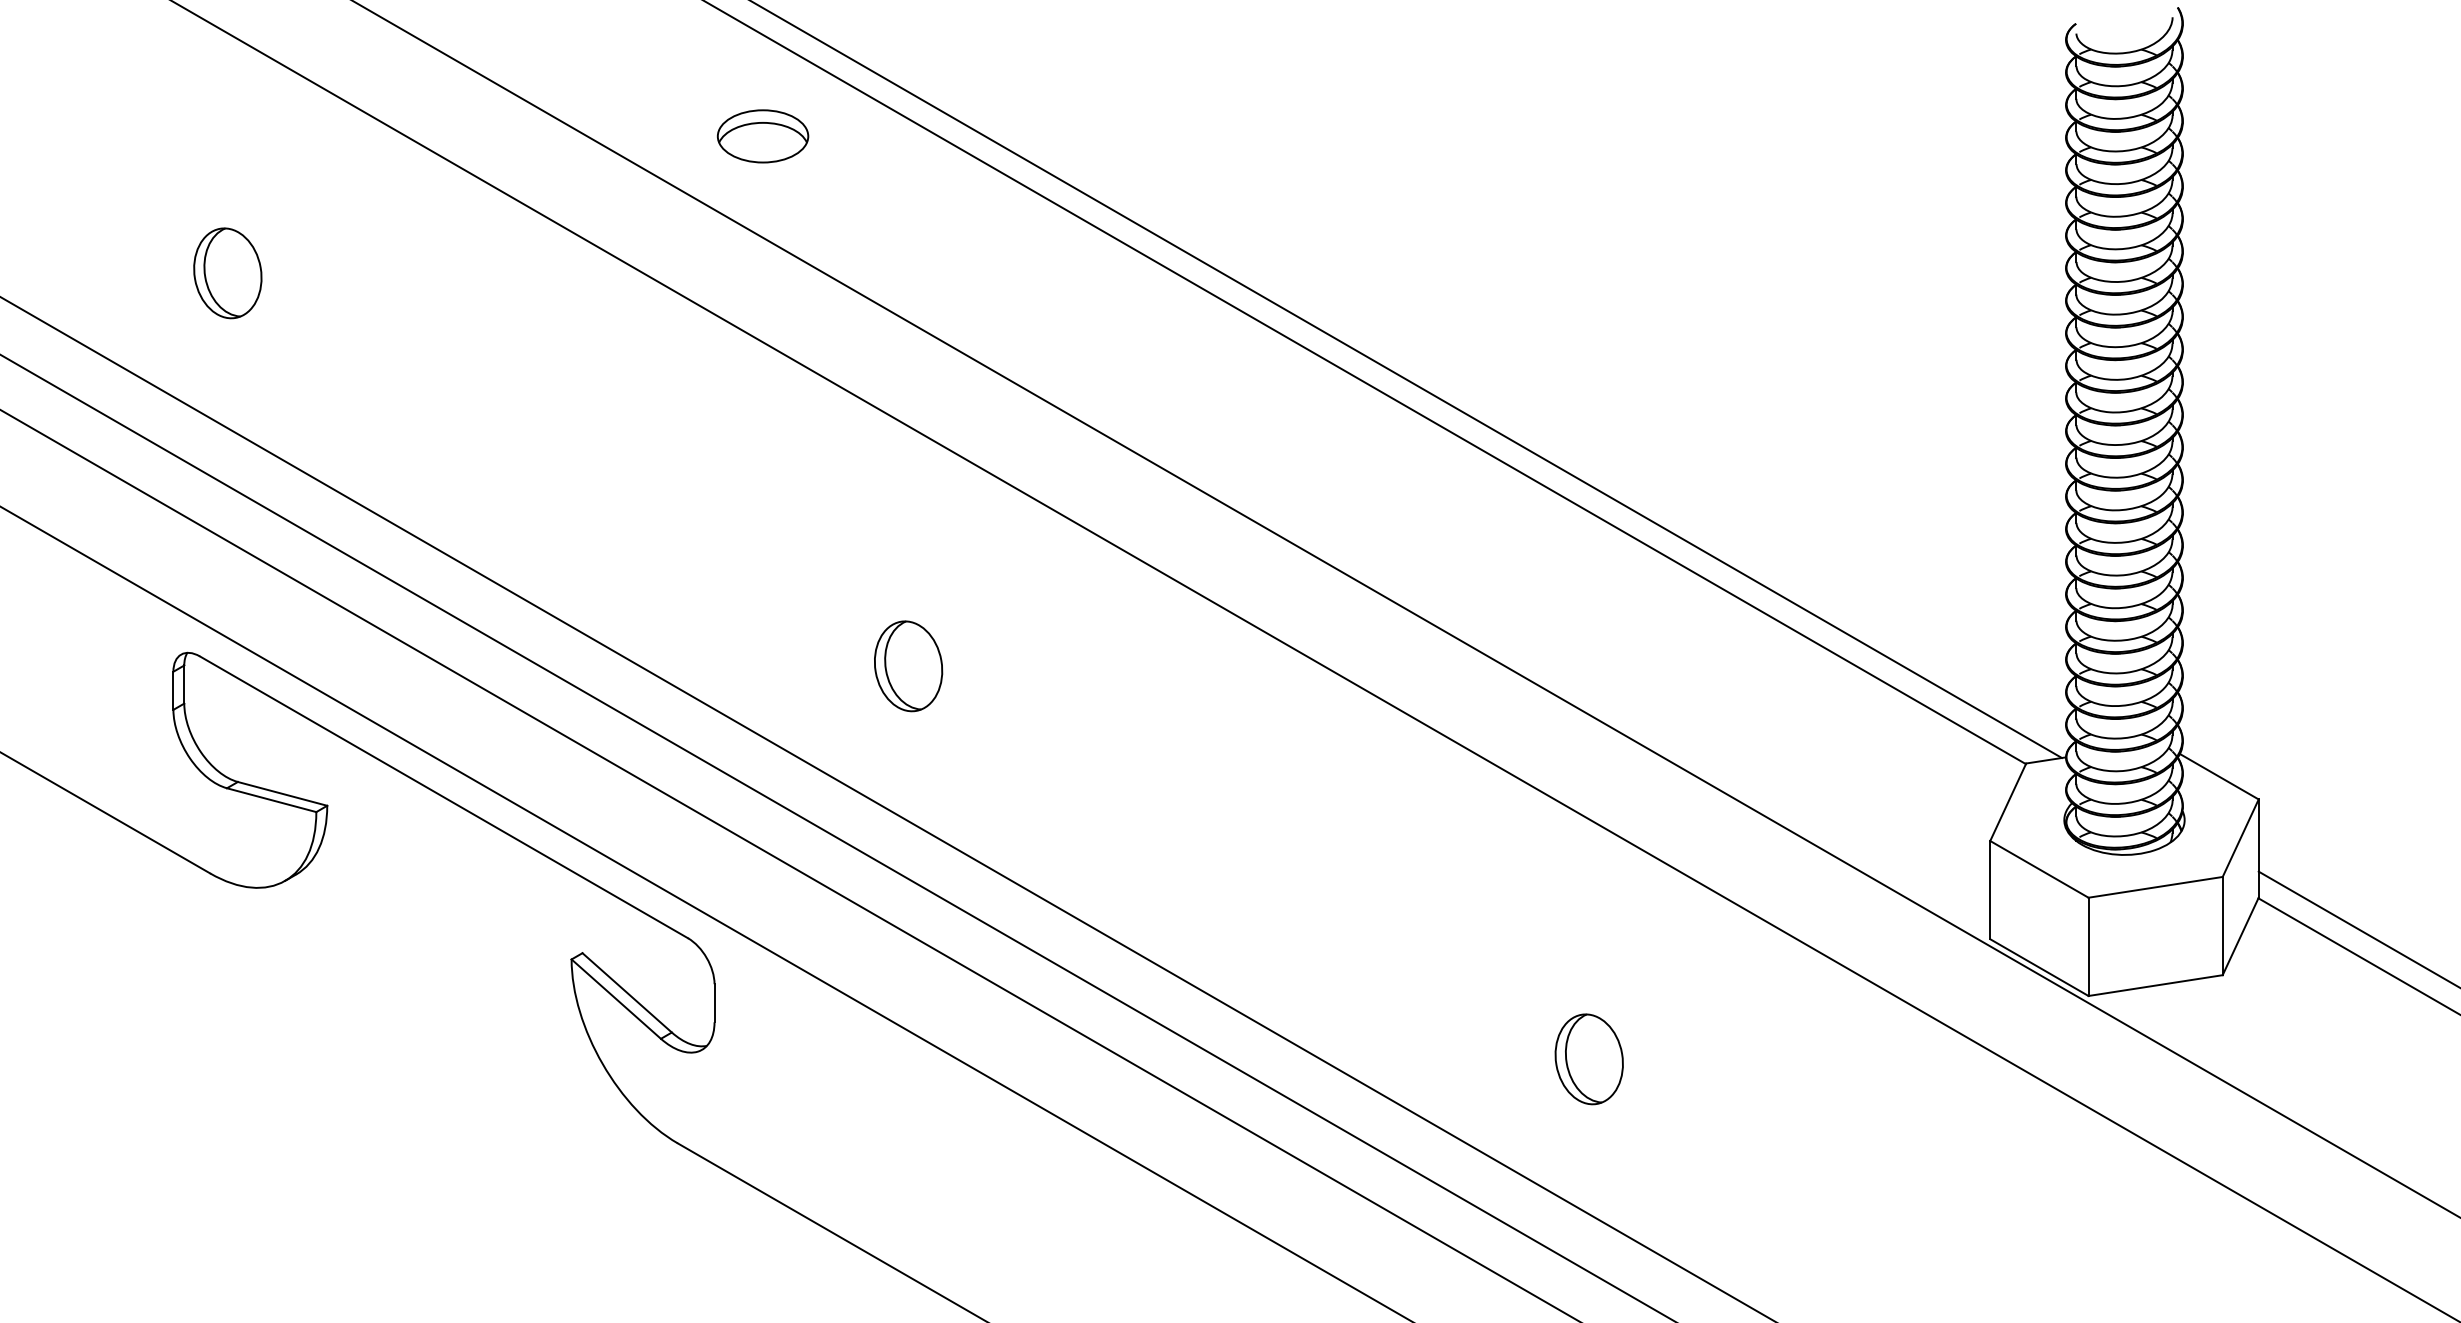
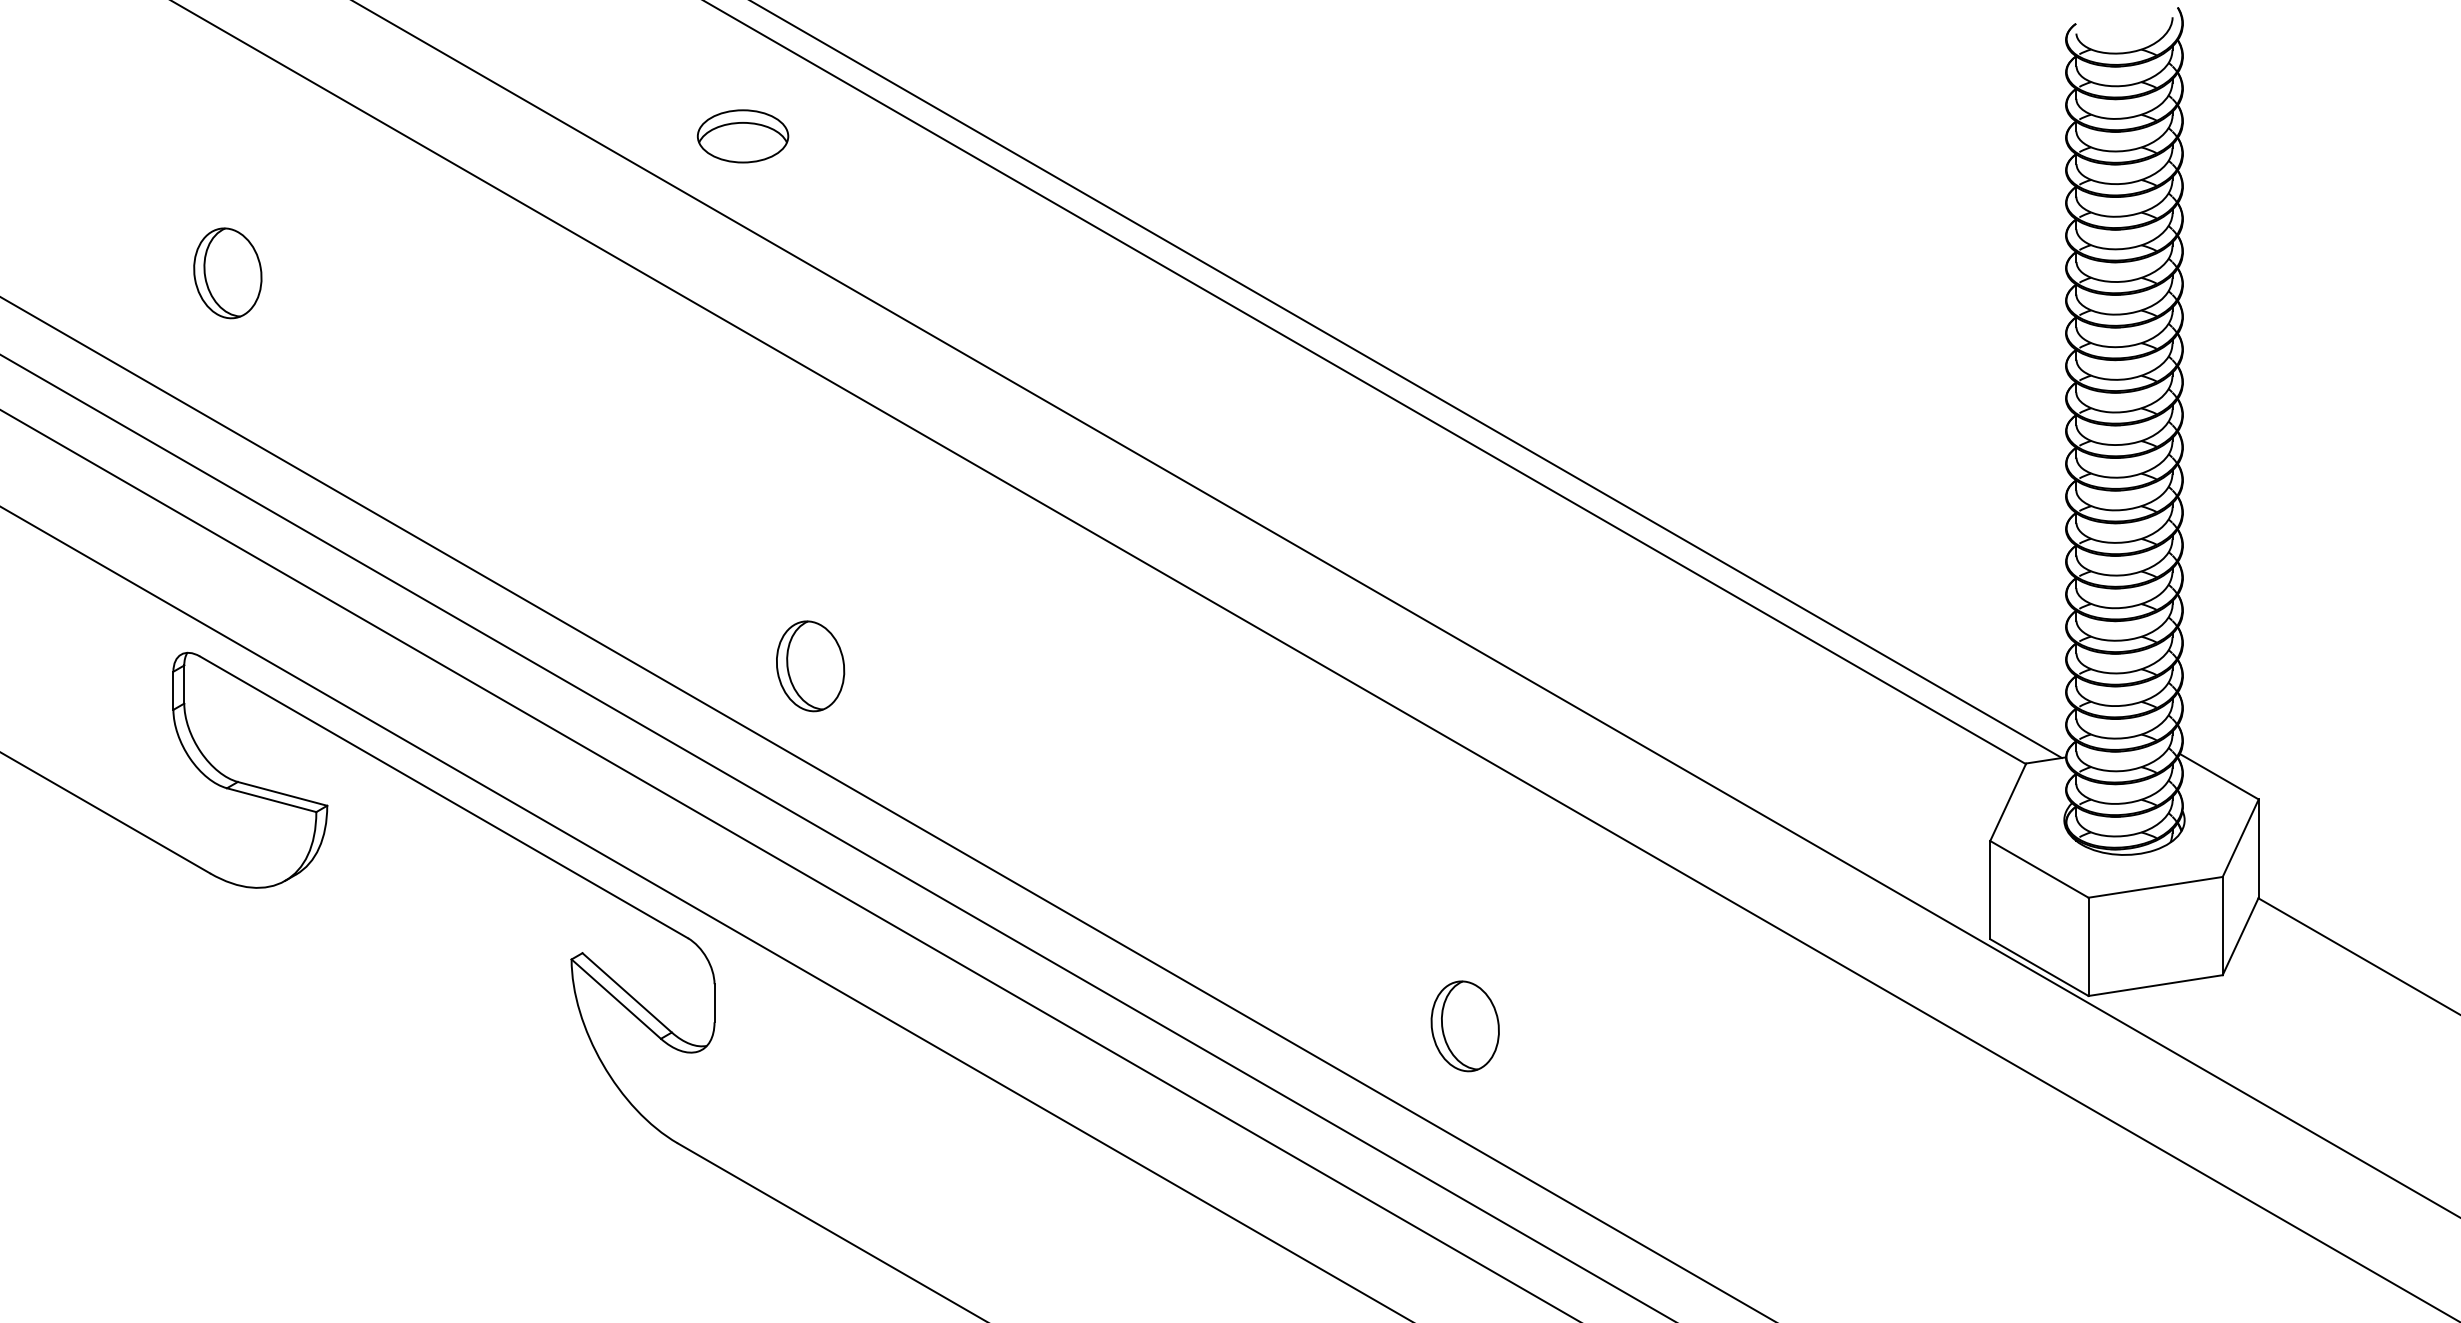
part position: (762, 136) -> (742, 136) (742, 136)
part position: (908, 666) -> (810, 666) (810, 666)
line: present -> none (2357, 928)
part position: (1588, 1059) -> (1464, 1026) (1464, 1026)
